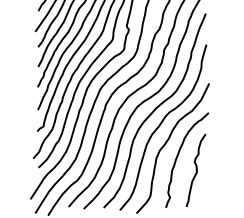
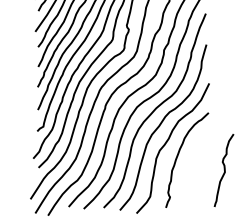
curve position: (195, 169) -> (223, 169) (223, 169)
